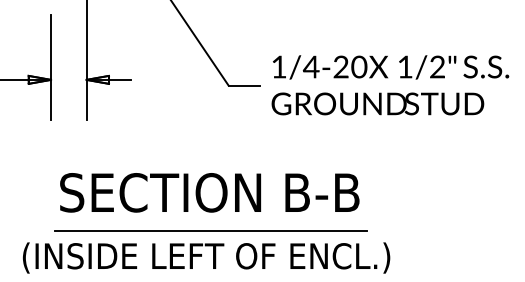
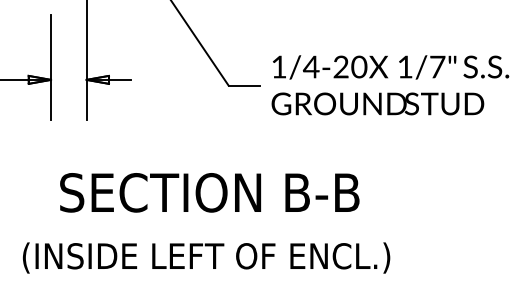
text: 1/2" -> 1/7" (437, 66)
line: present -> none (210, 230)
